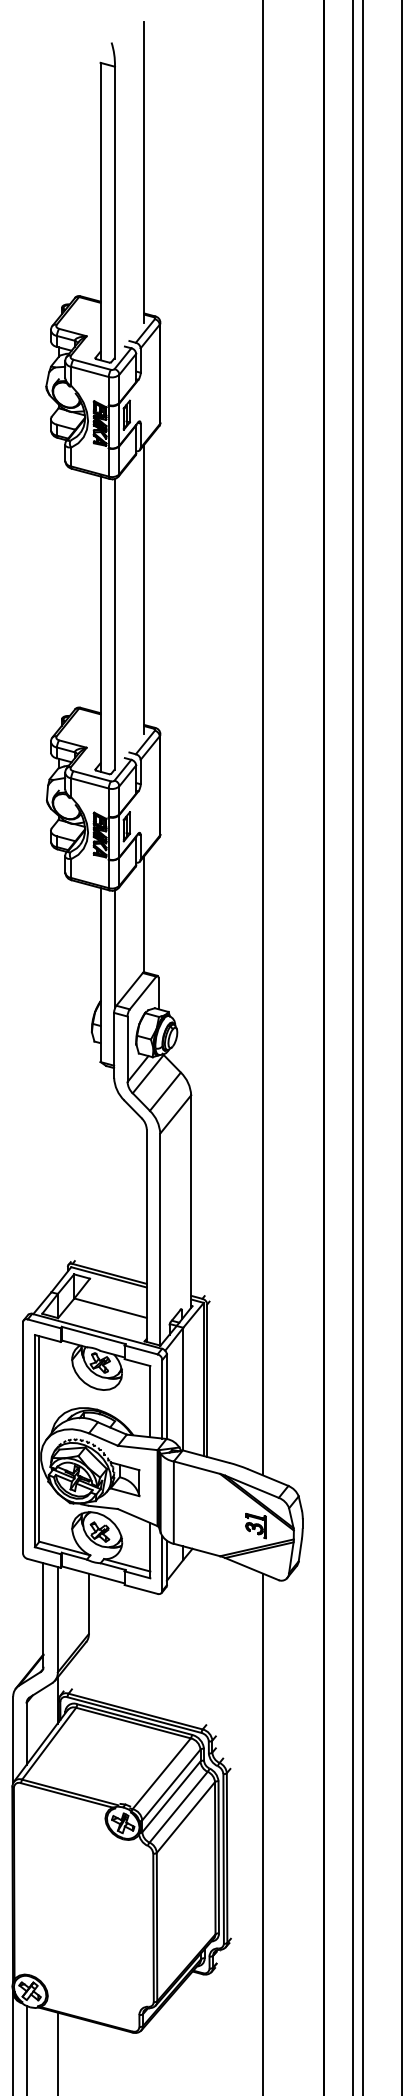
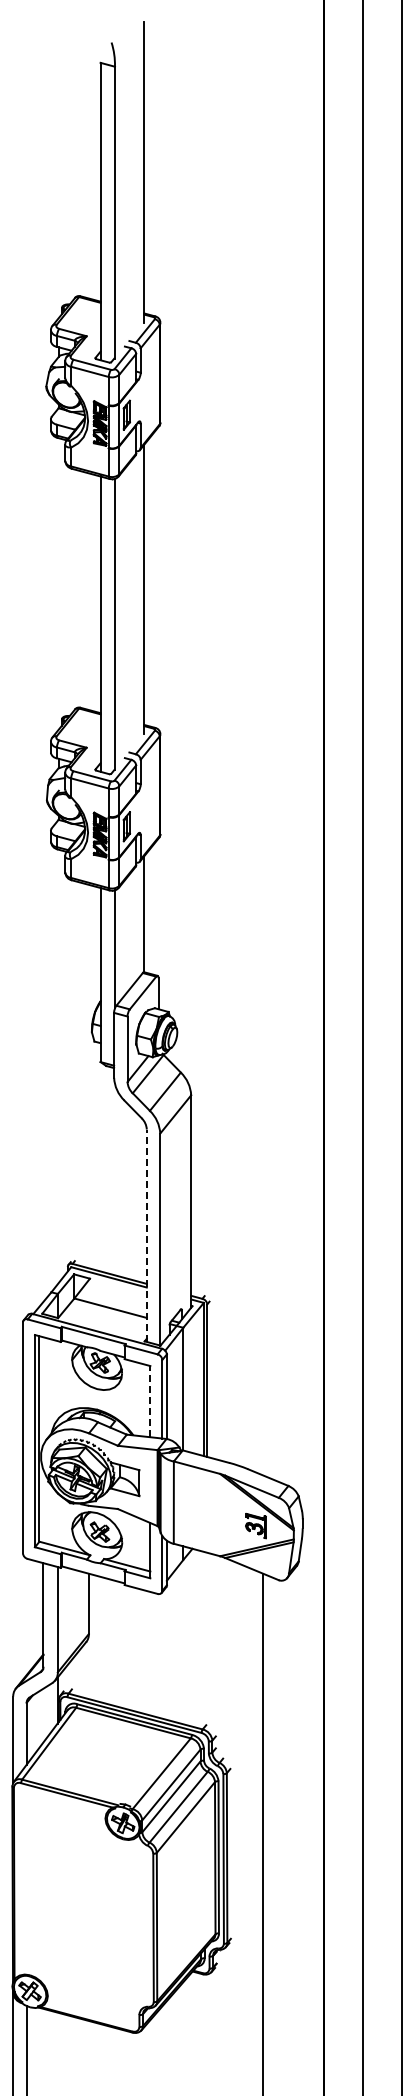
line: present -> none (263, 738)
line: present -> none (353, 1047)
line: solid -> dashed (146, 1235)
line: solid -> dashed (150, 1401)
line: present -> none (57, 2052)
